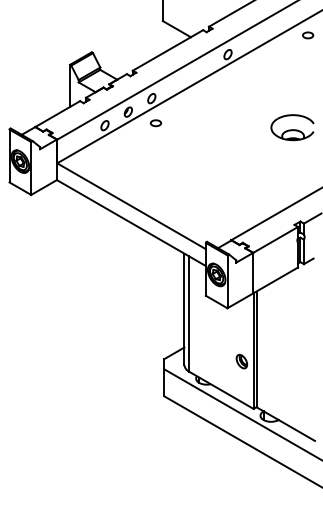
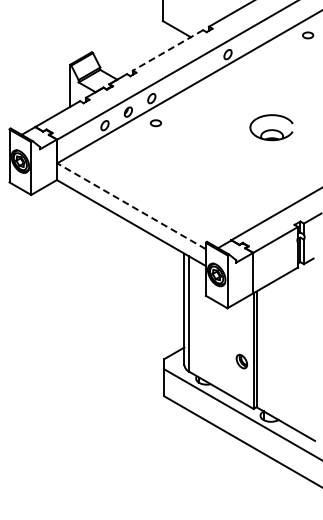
line: solid -> dashed (167, 50)
part position: (292, 127) -> (271, 127) (271, 127)
line: solid -> dashed (131, 206)
